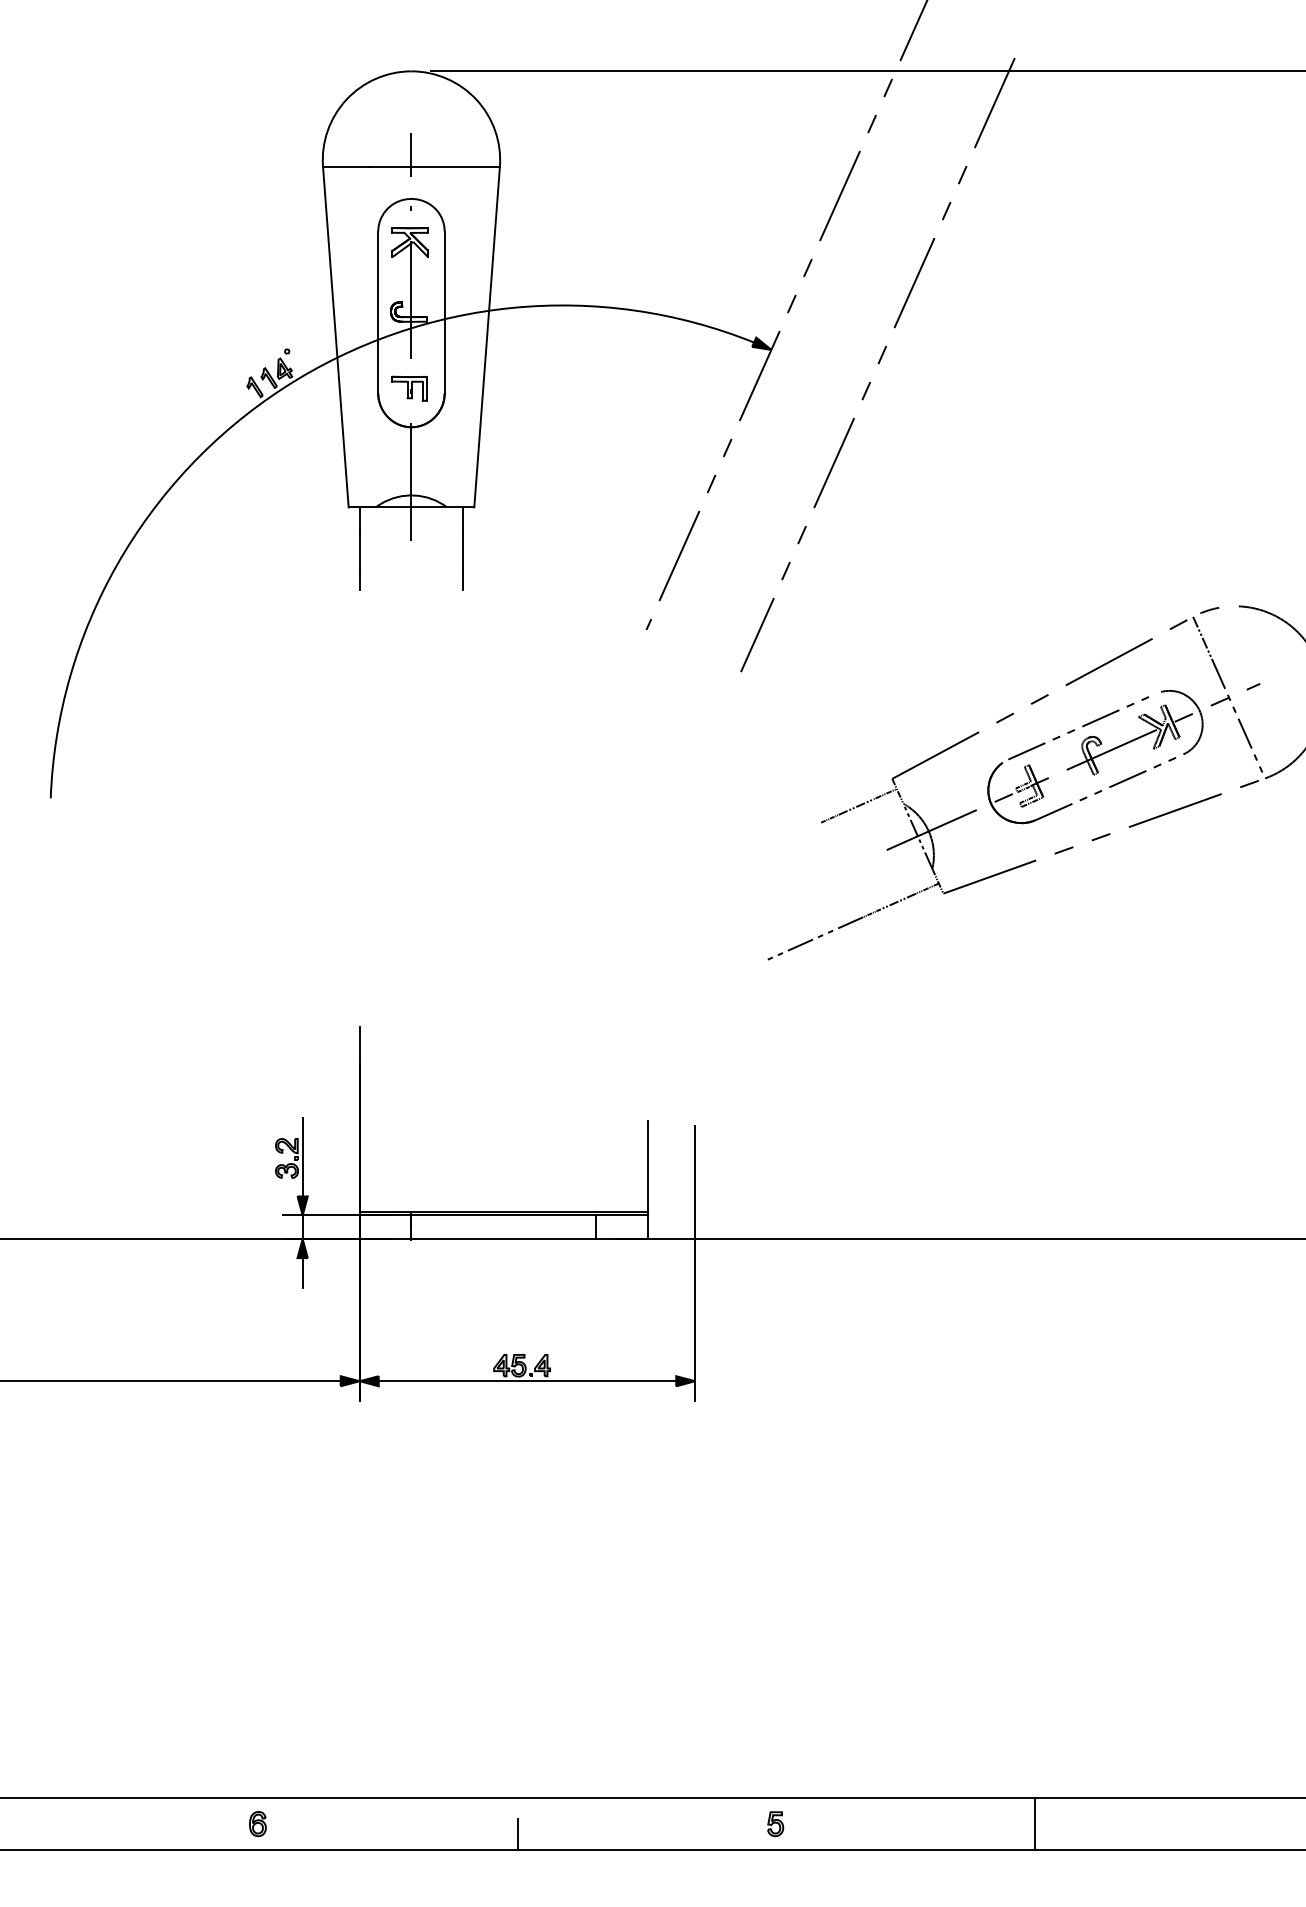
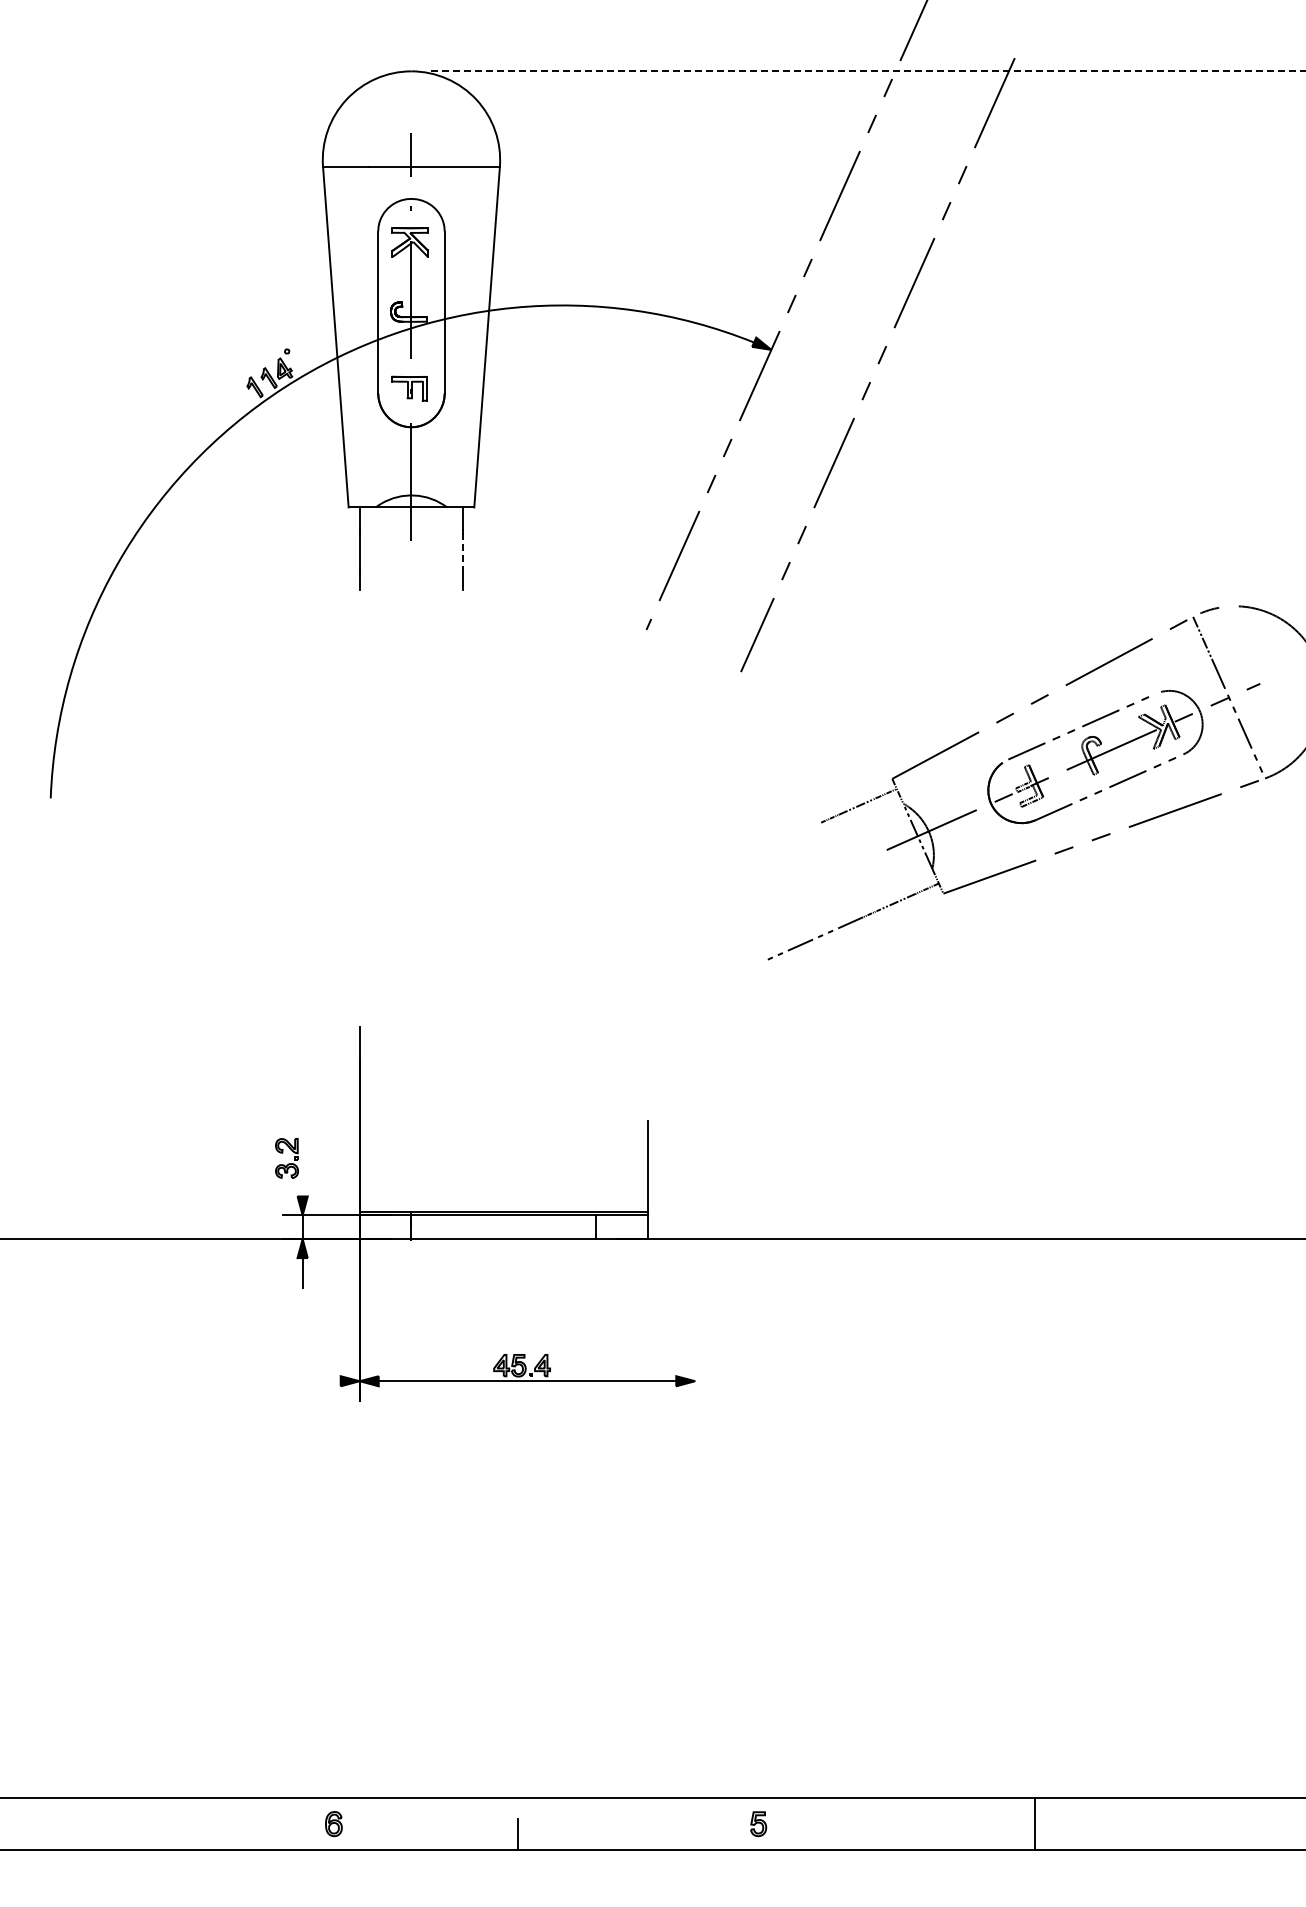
line: solid -> dashed (868, 71)
line: solid -> dashed (463, 552)
line: present -> none (302, 1156)
line: present -> none (695, 1262)
line: present -> none (171, 1381)
part position: (257, 1824) -> (333, 1824) (333, 1824)
part position: (775, 1824) -> (758, 1824) (758, 1824)
